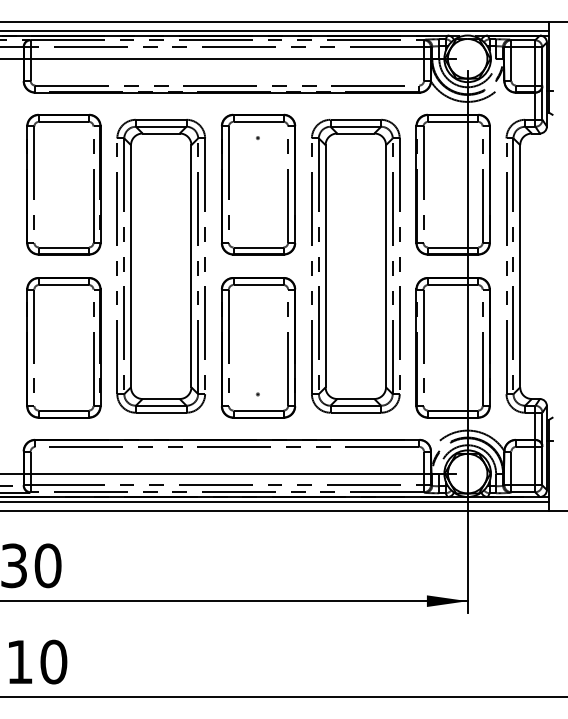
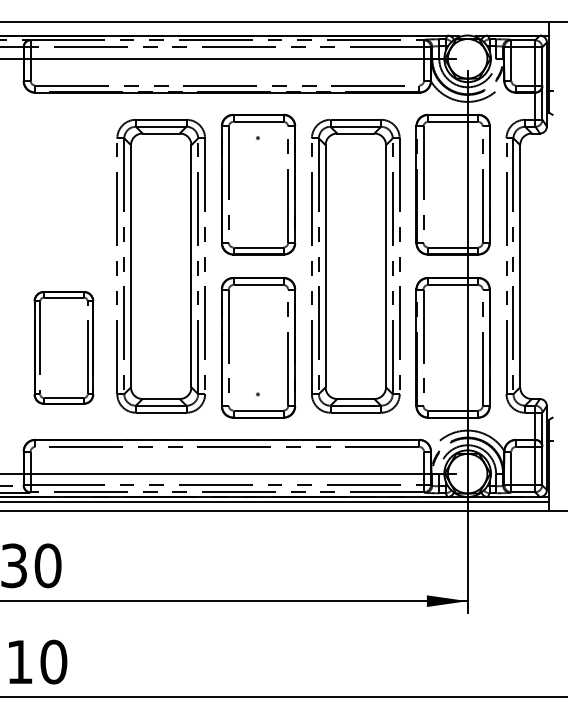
line: present -> none (275, 30)
part: present -> none (63, 184)
part size: 76x142 px -> 62x114 px (63, 347)
